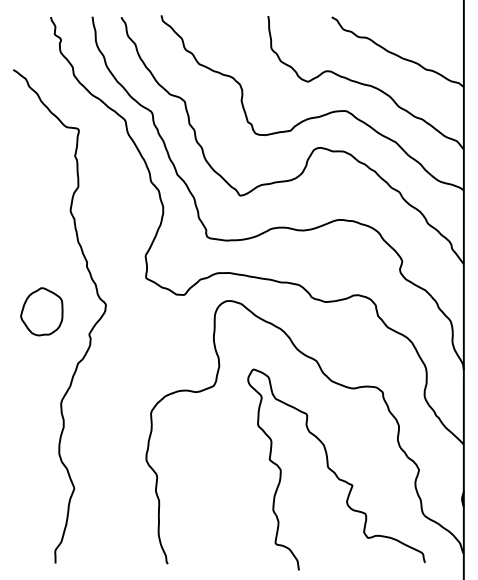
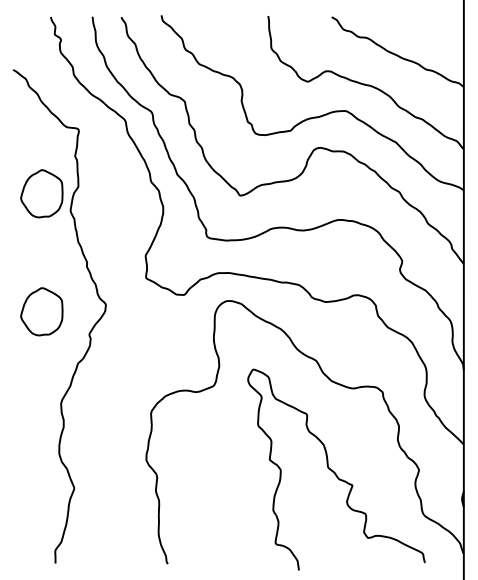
part: none -> present (41, 193)
